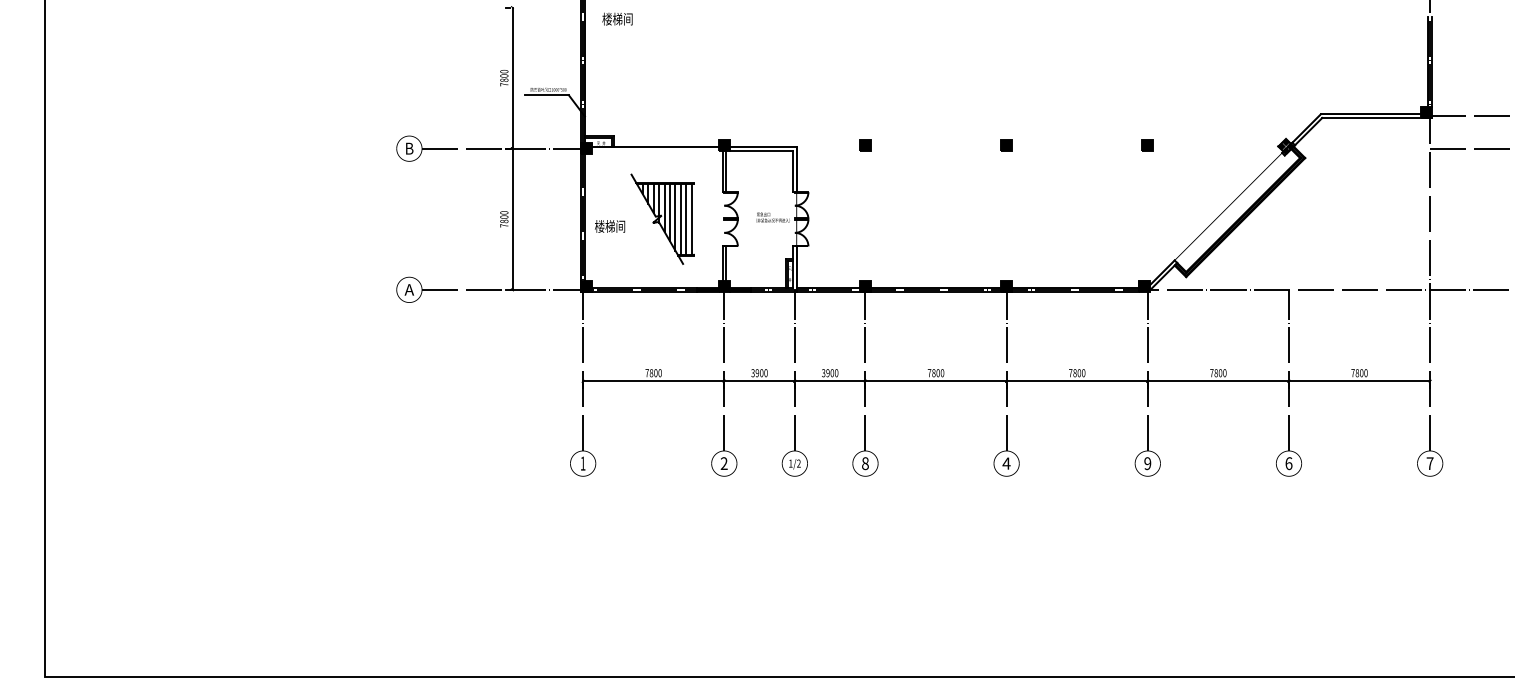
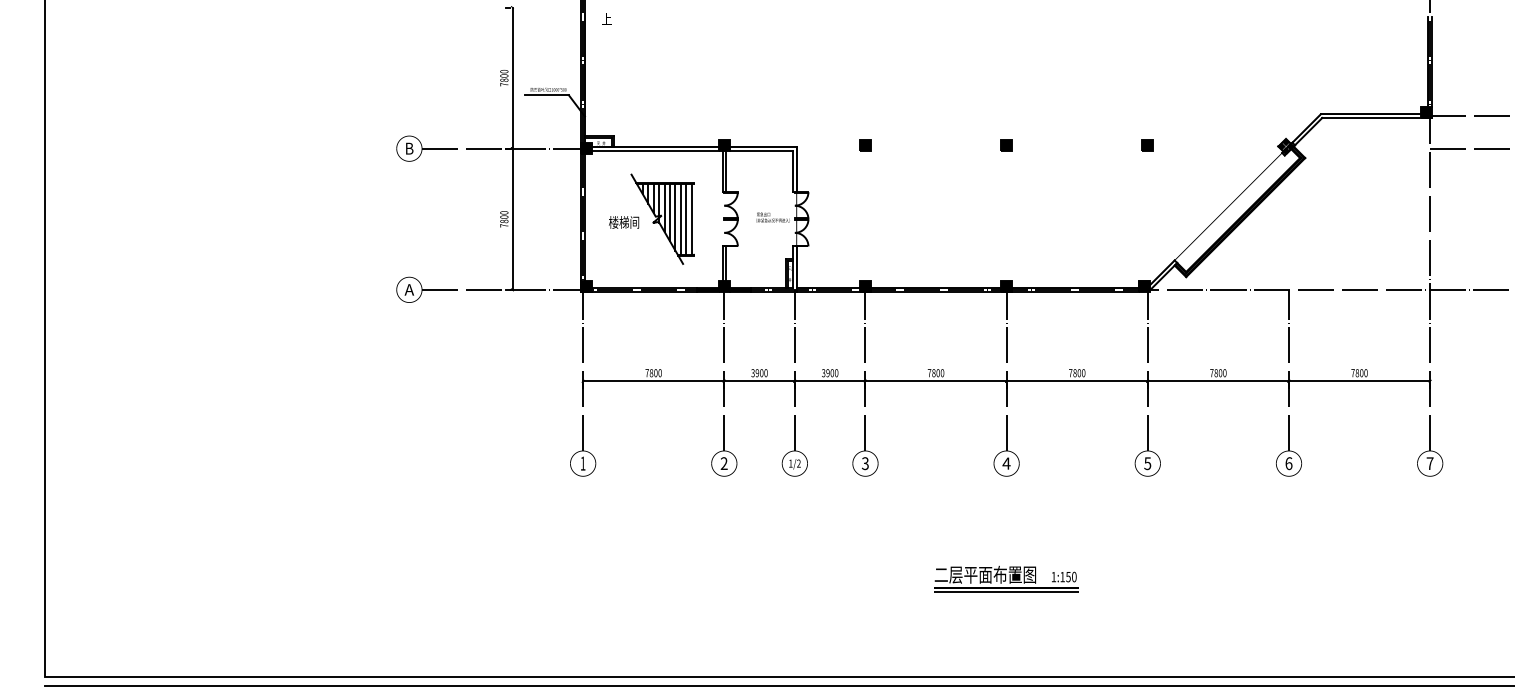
text: 楼梯间 -> 上 (617, 18)
line: none -> present (655, 150)
text position: (610, 226) -> (624, 222) (624, 222)
text: 8 -> 3 (864, 463)
text: 9 -> 5 (1147, 463)
part: none -> present (1006, 578)
line: none -> present (778, 686)
